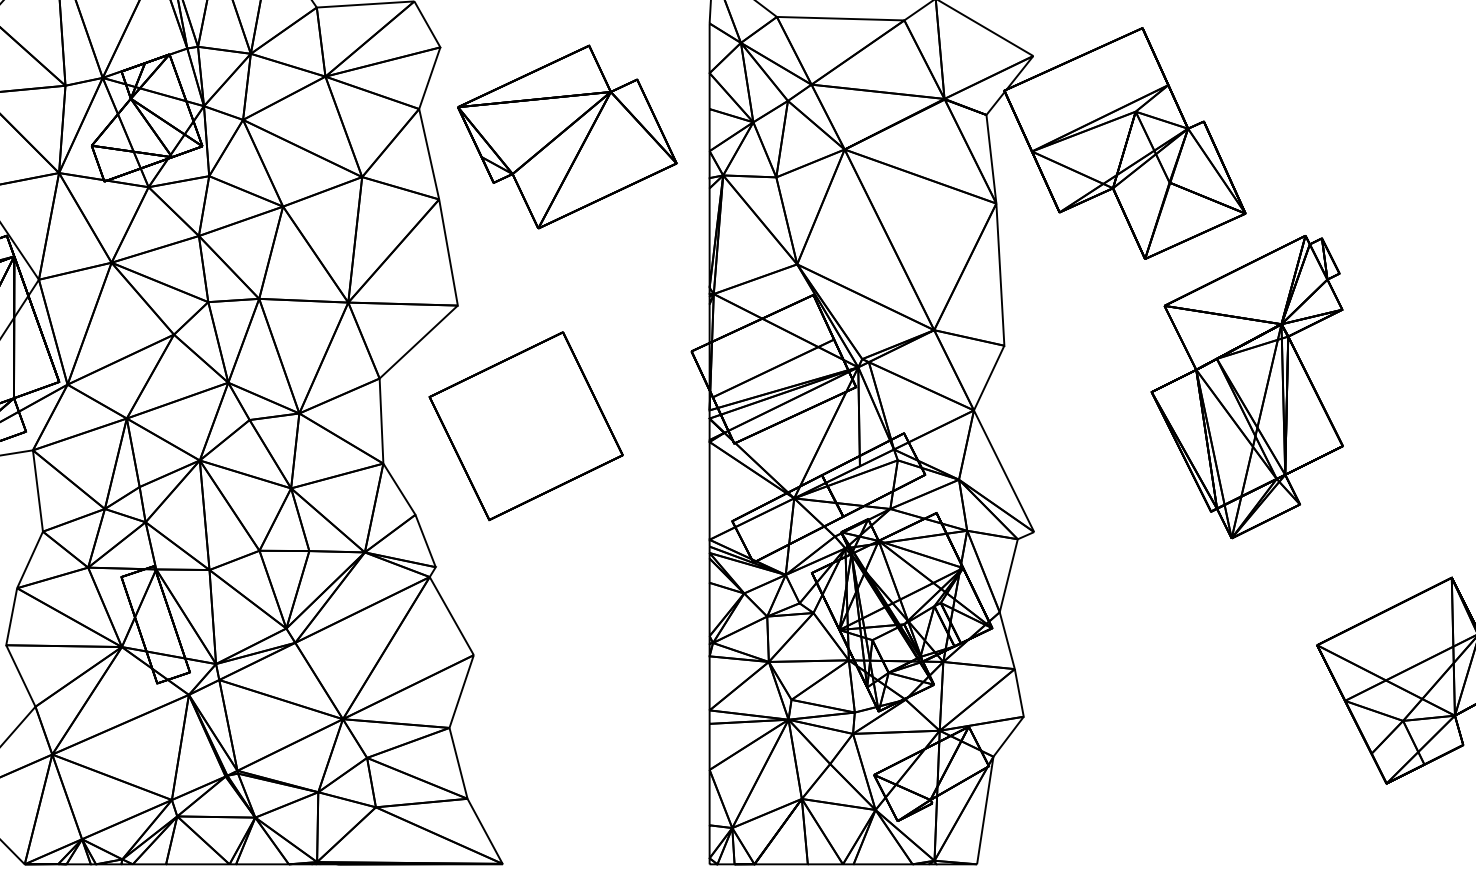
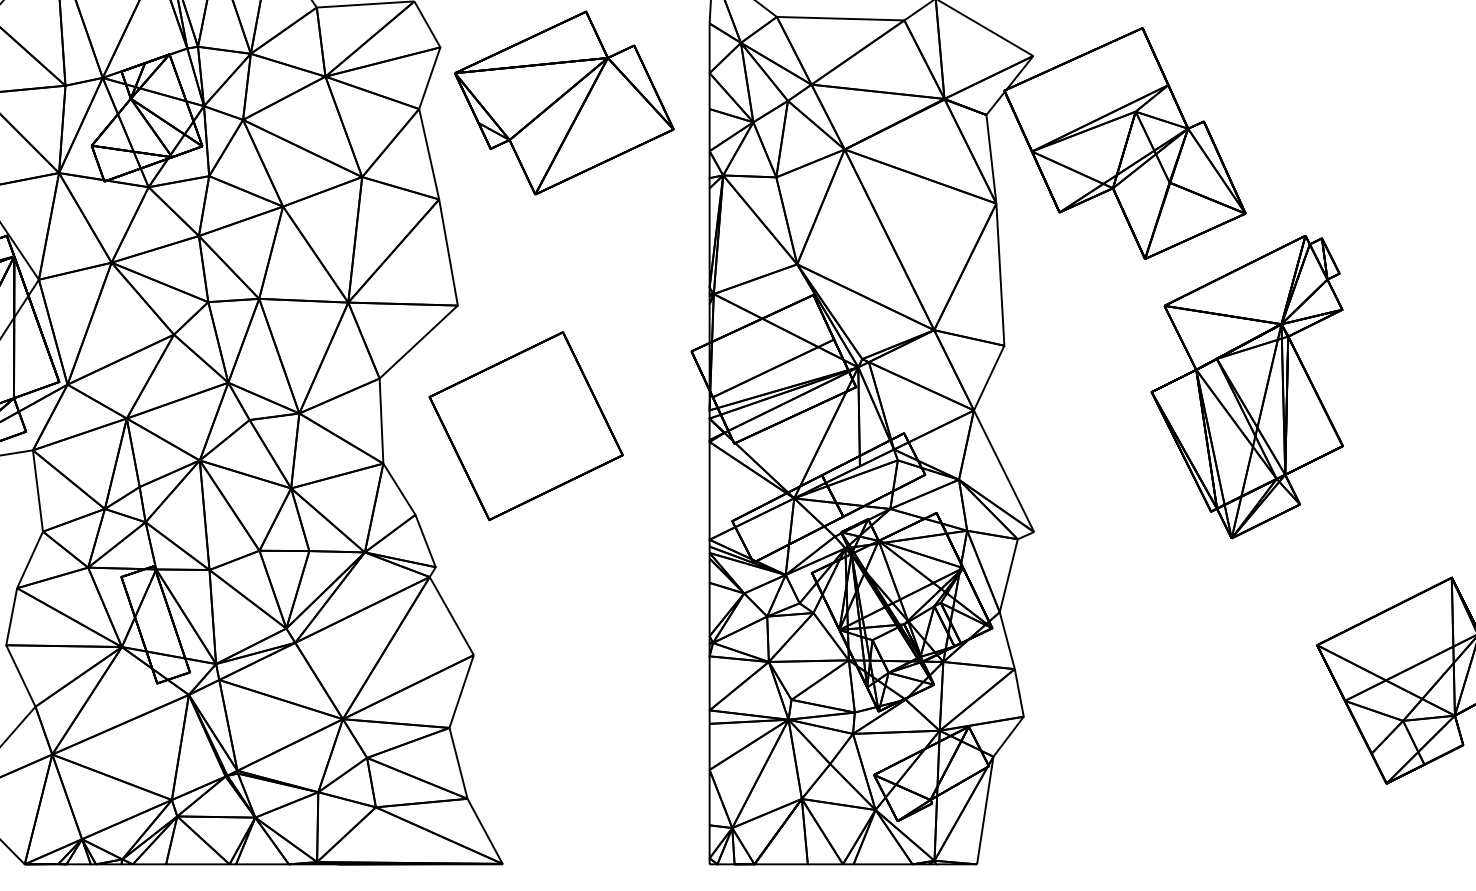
part position: (567, 136) -> (564, 102) (564, 102)
